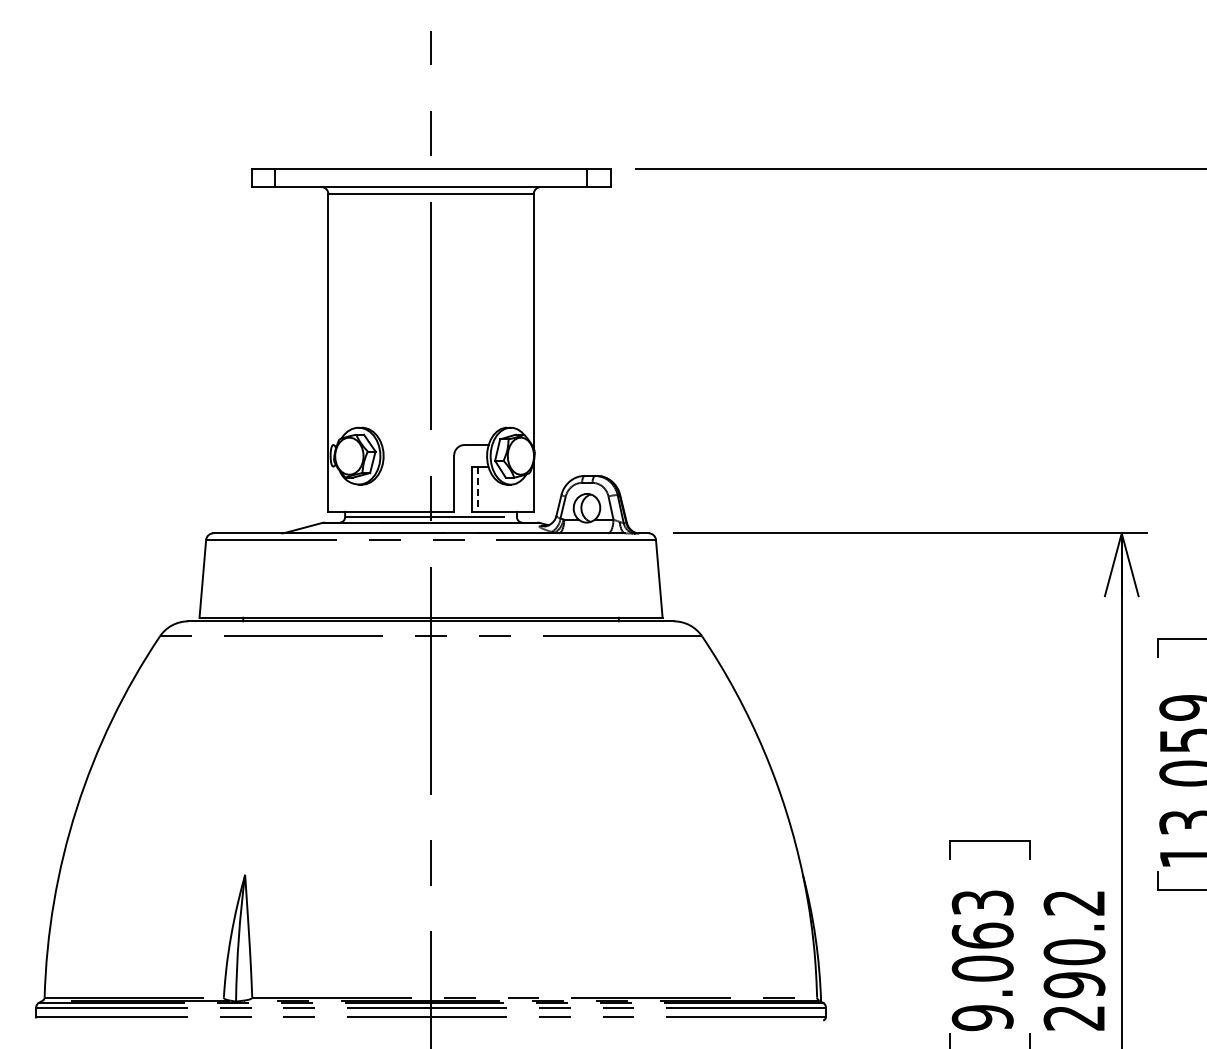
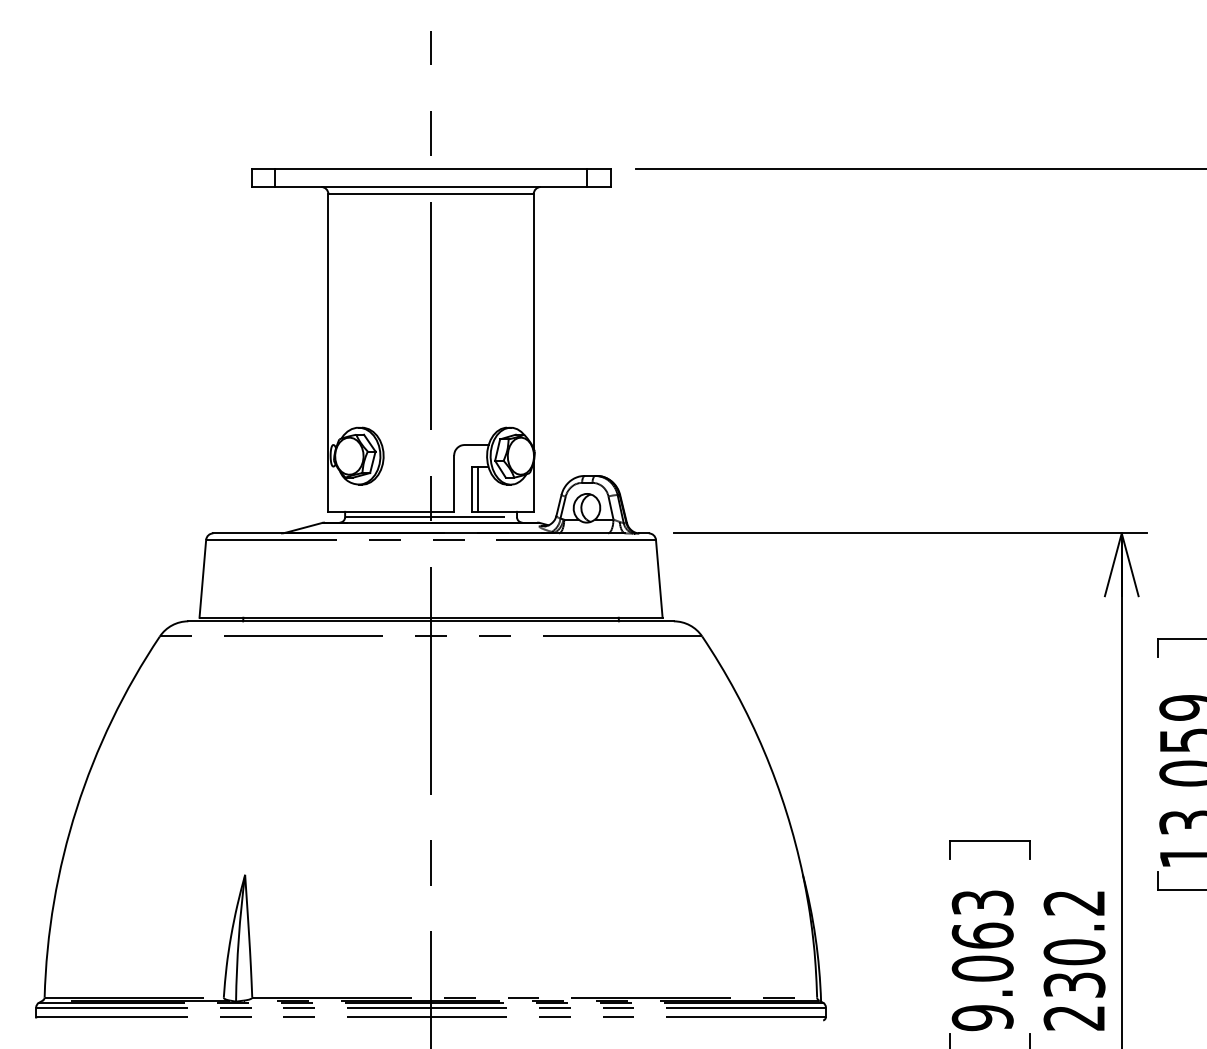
line: dashed -> solid (477, 489)
text: 290.2 -> 230.2 (1074, 985)
